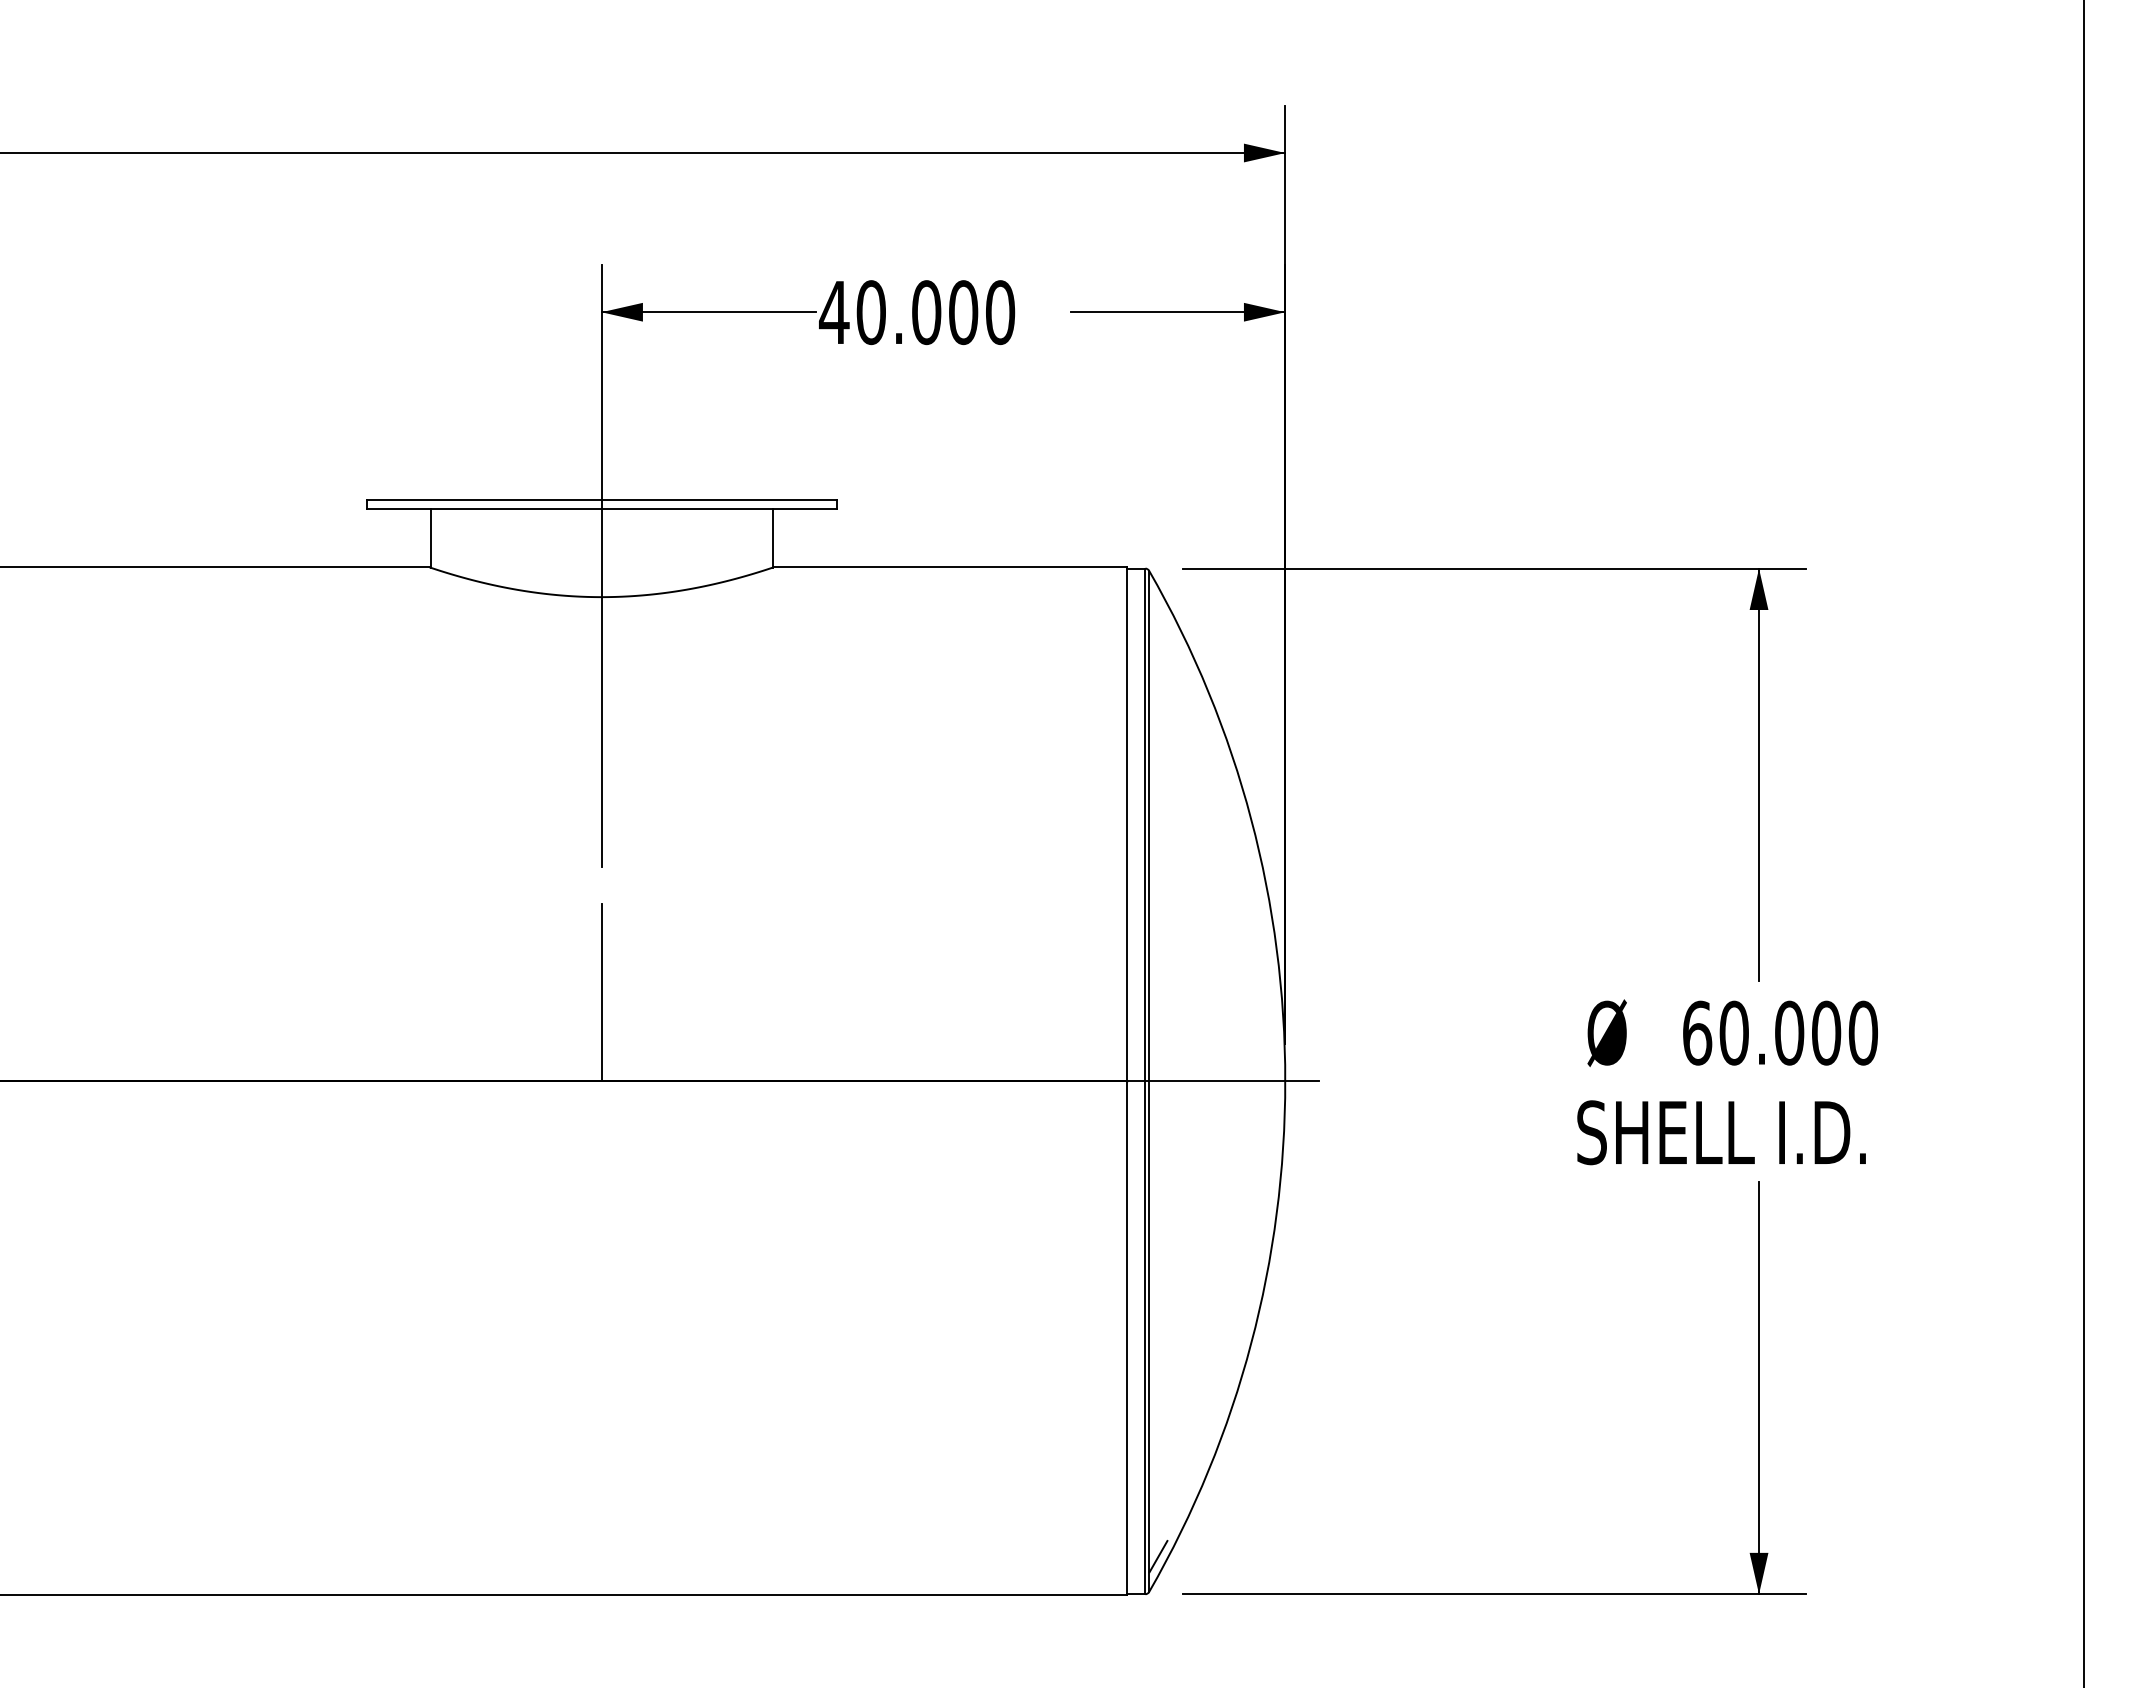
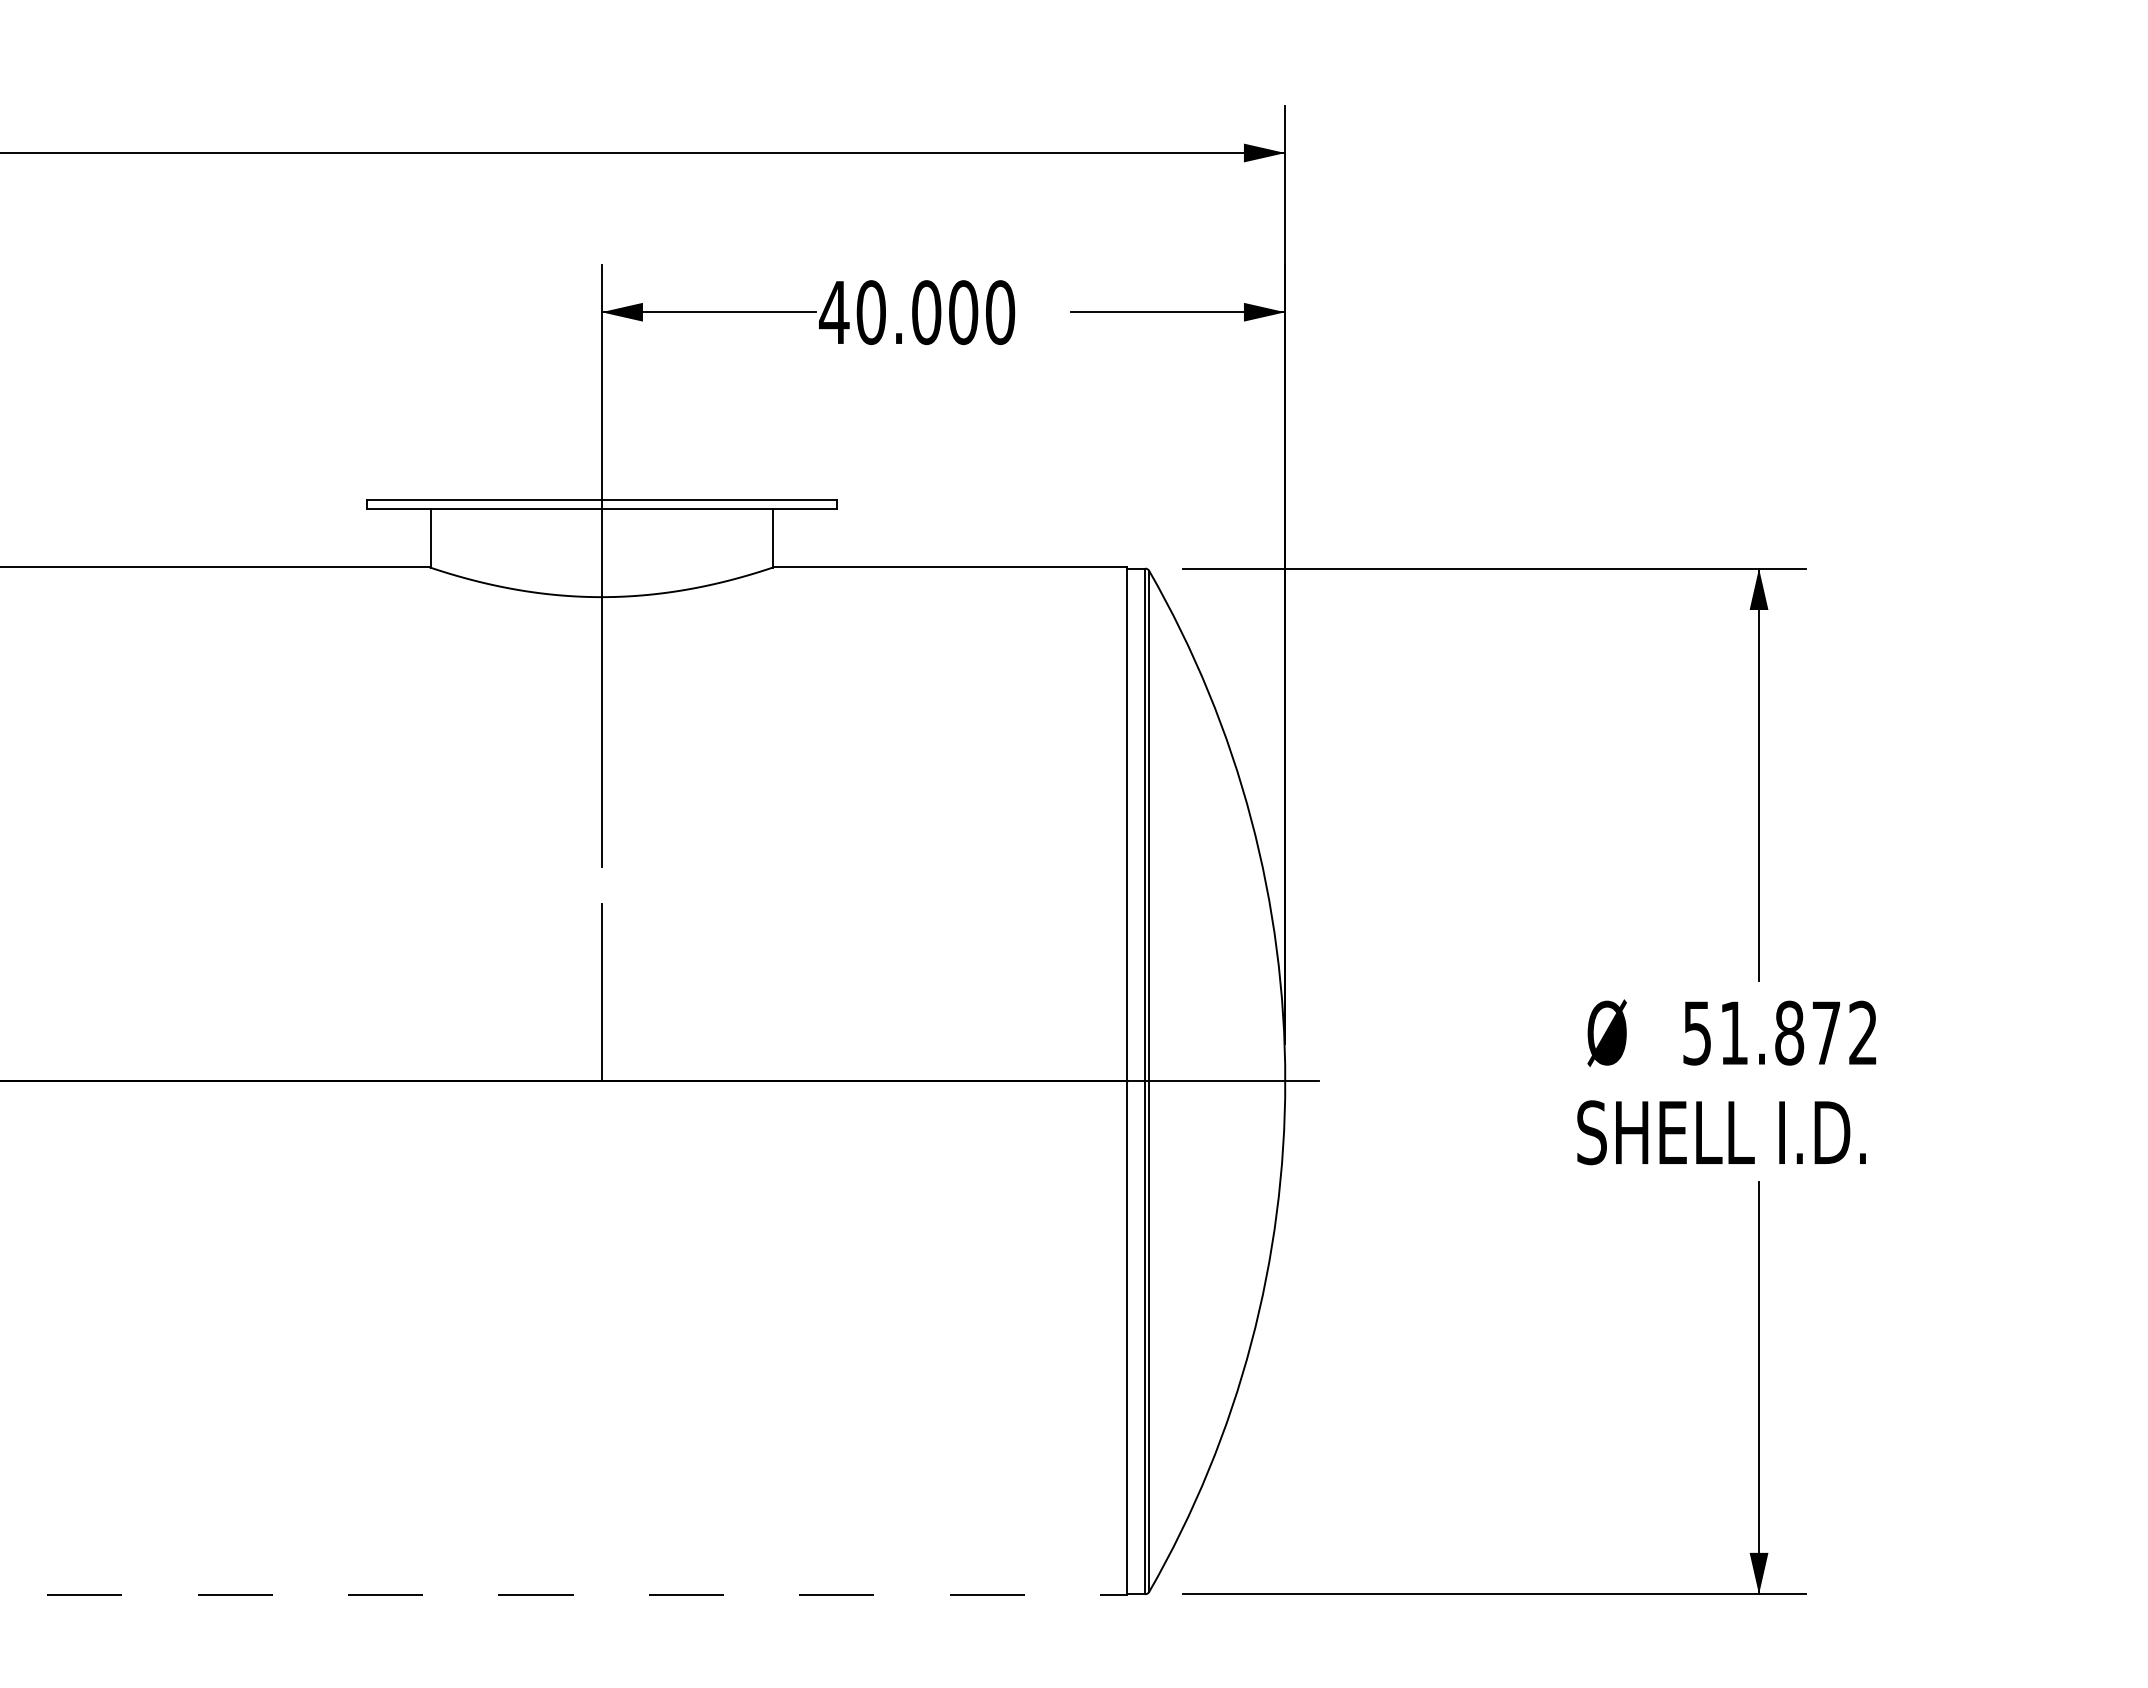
line: present -> none (2083, 843)
text: 60.000 -> 51.872 (1780, 1032)
line: present -> none (1158, 1556)
line: solid -> dashed (564, 1595)
